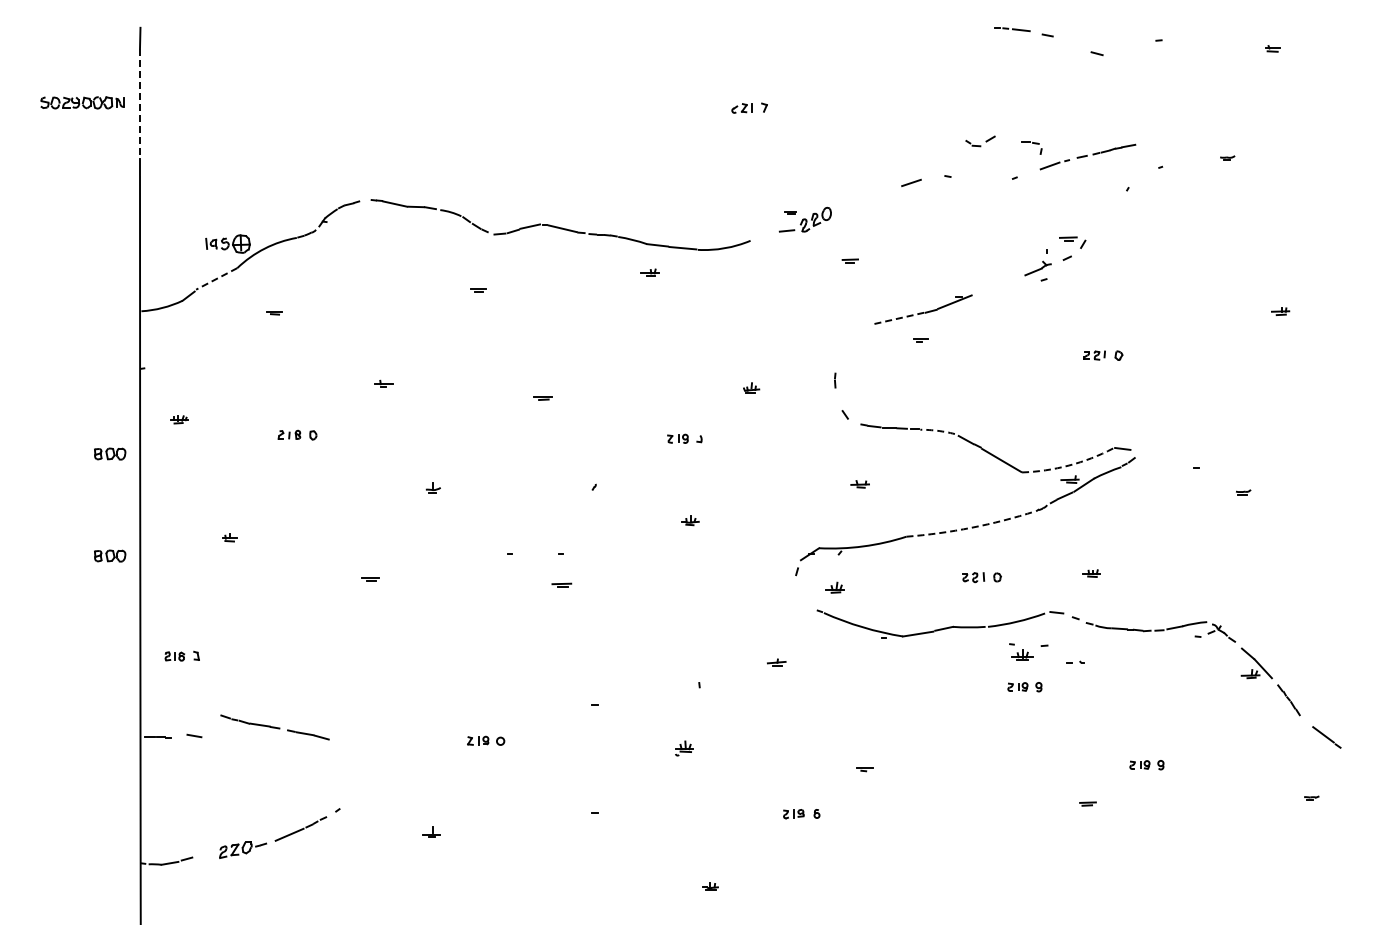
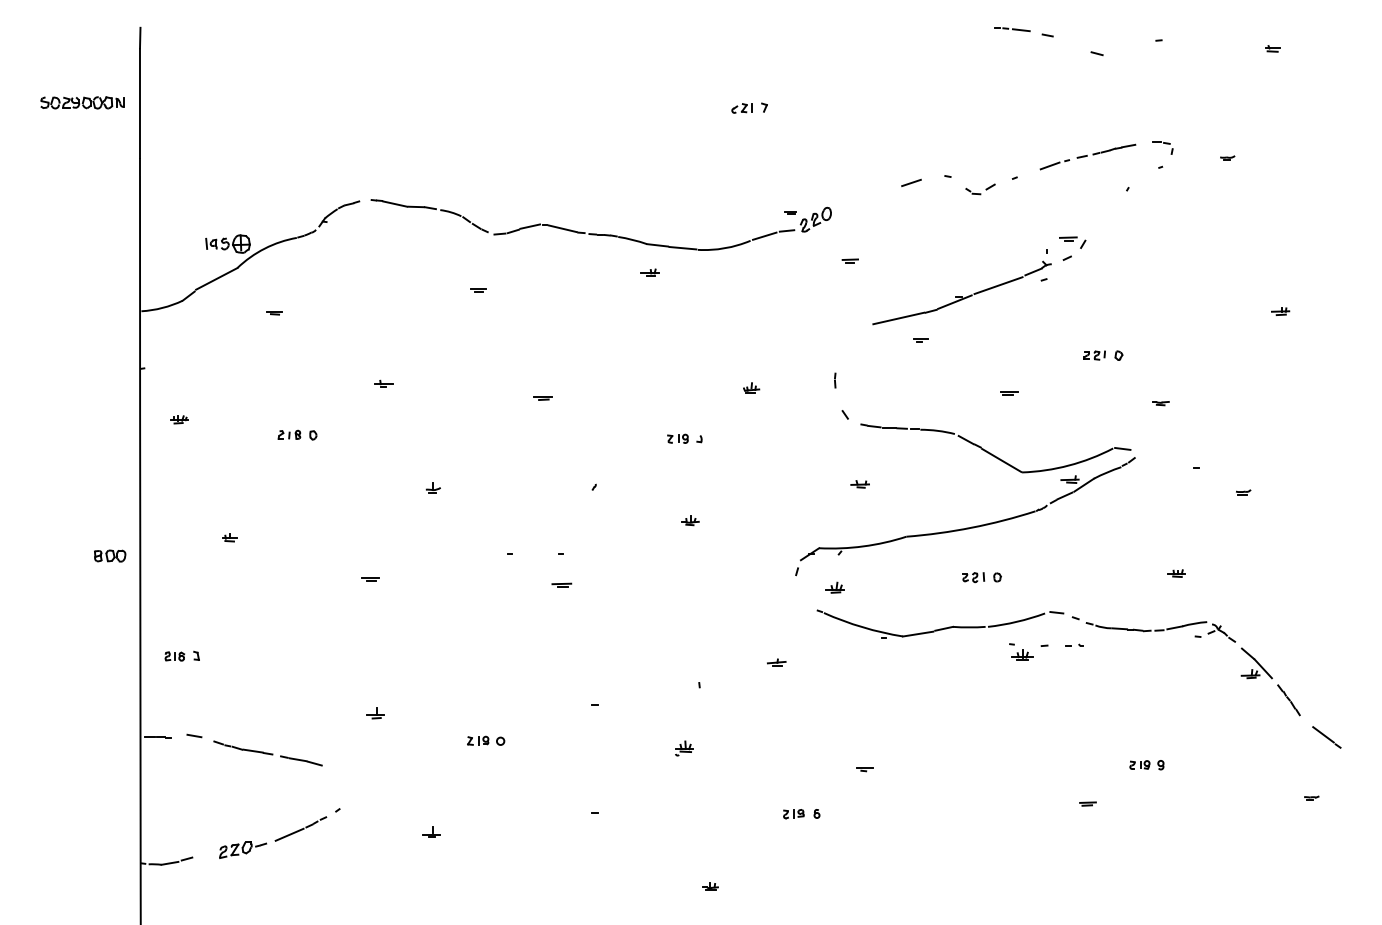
line: dashed -> solid (140, 104)
part position: (980, 141) -> (980, 189) (980, 189)
part position: (1031, 147) -> (1162, 147) (1162, 147)
line: none -> present (764, 235)
line: dashed -> solid (216, 279)
line: none -> present (998, 285)
line: dashed -> solid (898, 318)
part: none -> present (1009, 393)
part: none -> present (1160, 403)
arc: dashed -> solid (937, 430)
part: present -> none (110, 453)
arc: dashed -> solid (1068, 465)
arc: dashed -> solid (971, 527)
part position: (1091, 573) -> (1176, 573) (1176, 573)
part position: (1075, 661) -> (1074, 644) (1074, 644)
part: present -> none (1024, 687)
part: none -> present (375, 713)
part position: (274, 727) -> (267, 753) (267, 753)
